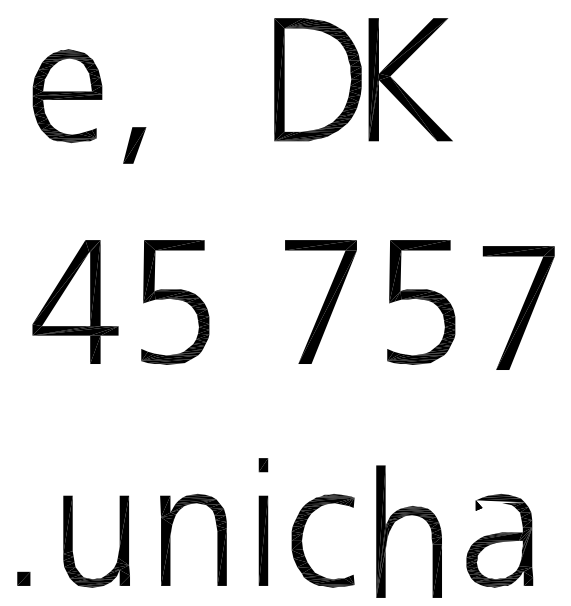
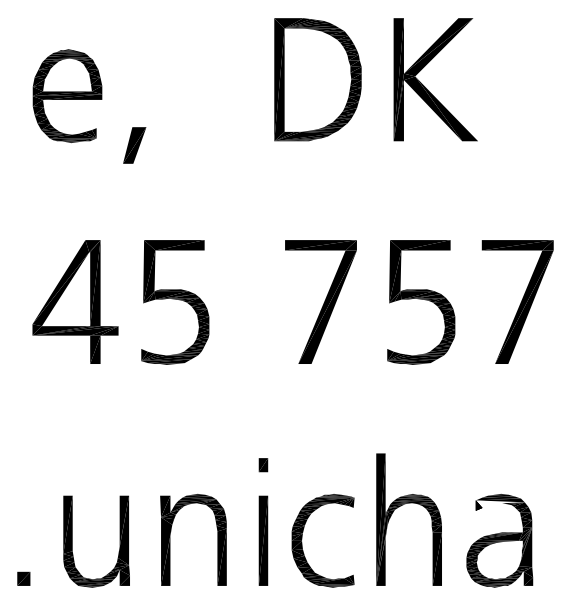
part position: (401, 87) -> (426, 87) (426, 87)
part position: (518, 307) -> (517, 301) (517, 301)
part position: (401, 518) -> (401, 506) (401, 506)
